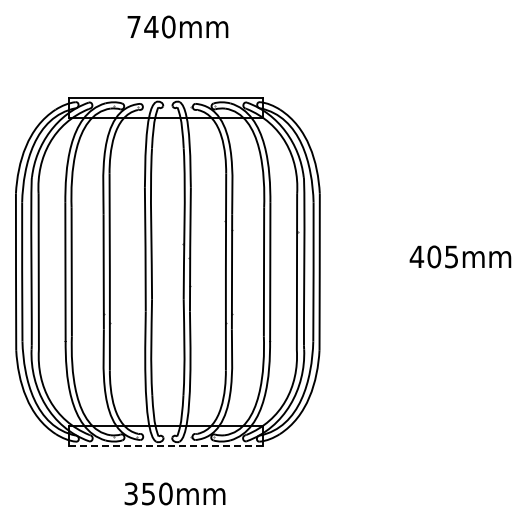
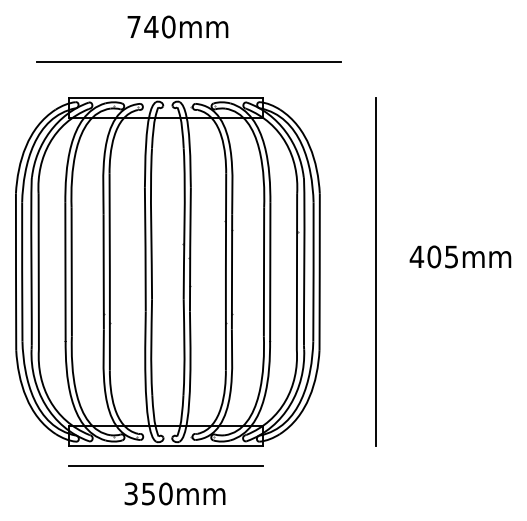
line: none -> present (189, 62)
line: none -> present (376, 271)
line: dashed -> solid (166, 446)
line: none -> present (165, 465)
